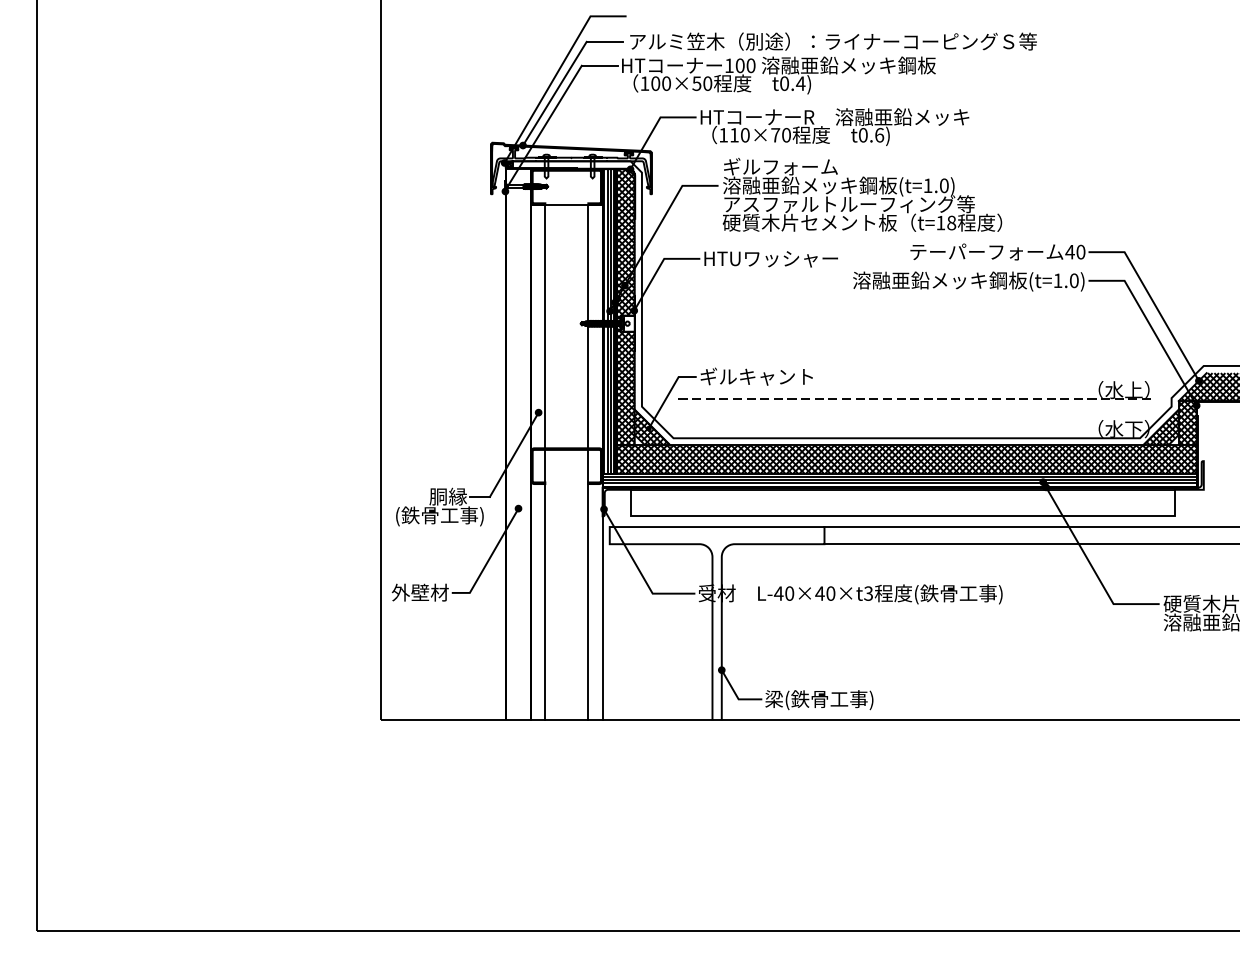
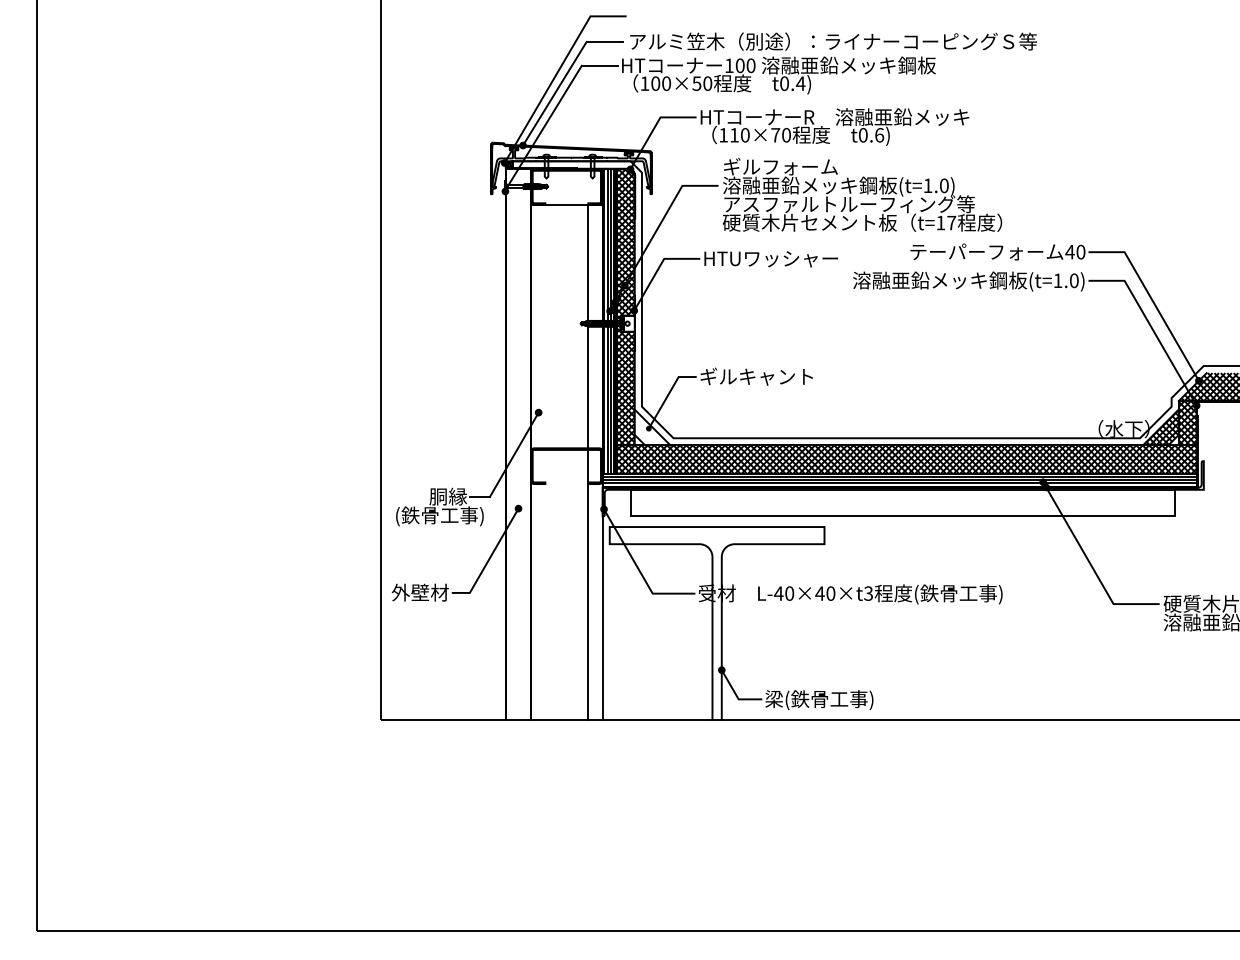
text: t=18 -> t=17 (951, 222)
part: present -> none (914, 398)
hatch: present -> none (652, 427)
line: present -> none (545, 462)
line: present -> none (1030, 527)
line: present -> none (1030, 544)
